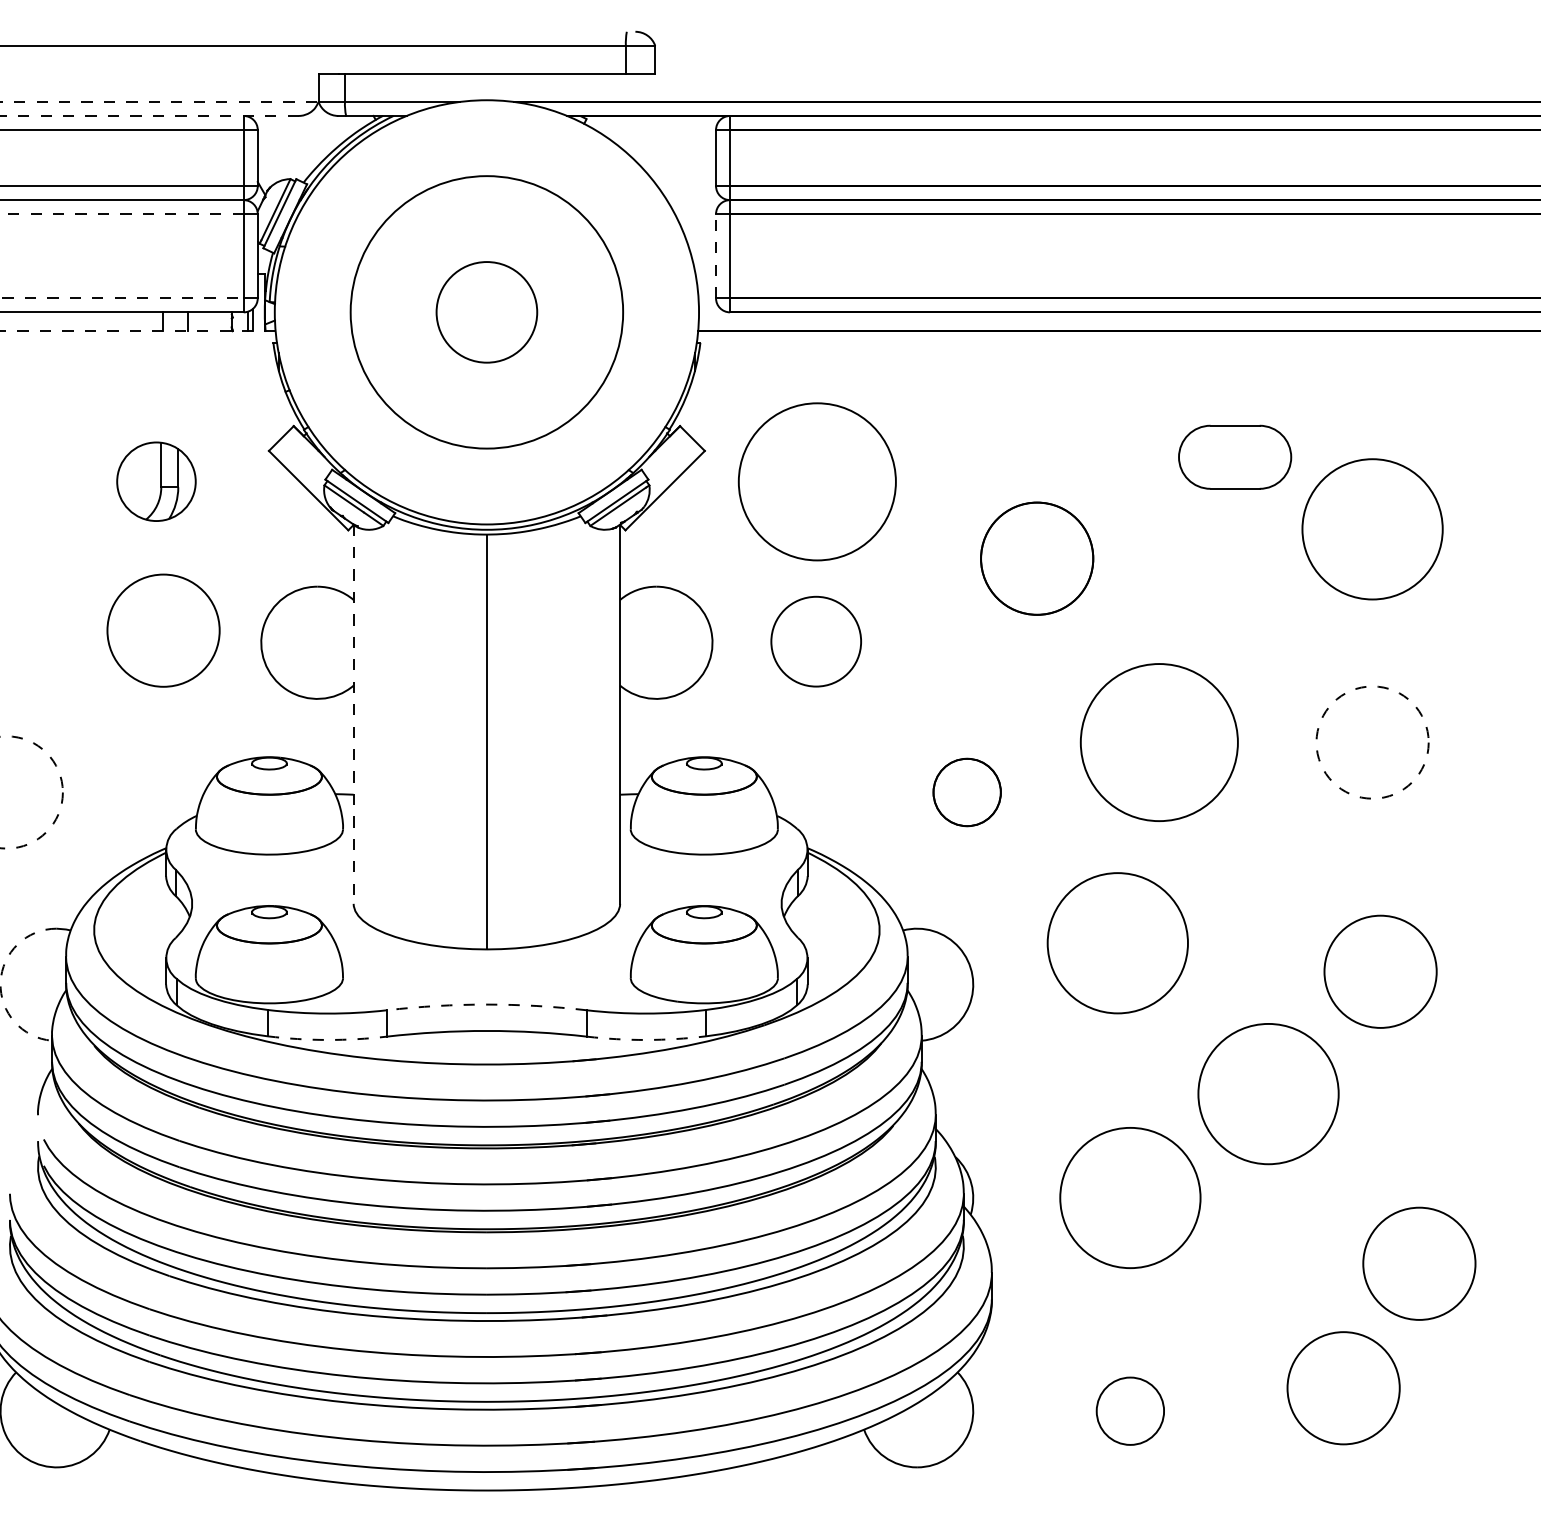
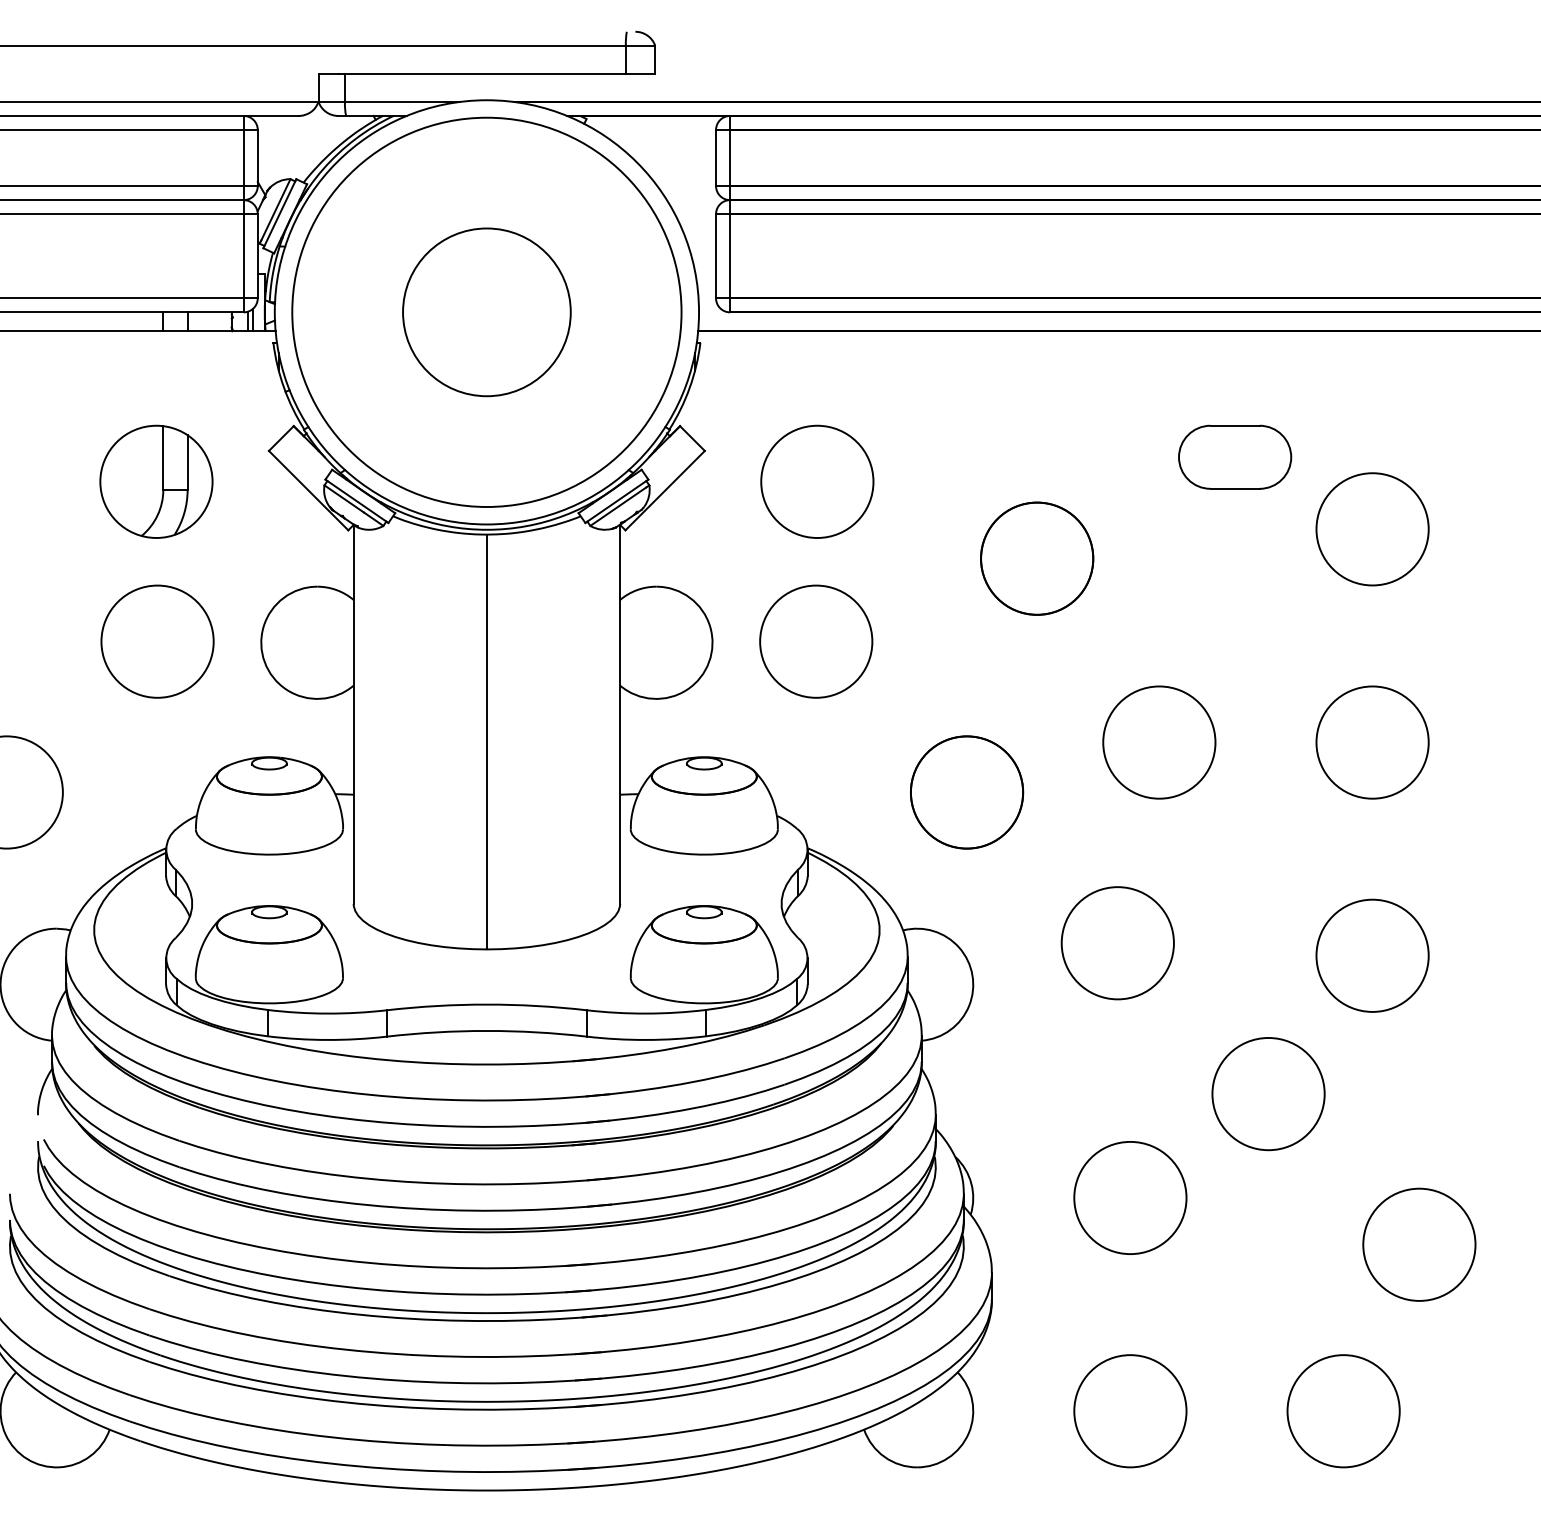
line: dashed -> solid (159, 101)
line: dashed -> solid (149, 115)
line: dashed -> solid (121, 214)
line: dashed -> solid (716, 255)
line: dashed -> solid (122, 298)
circle diameter: 101 px -> 168 px (486, 312)
circle diameter: 272 px -> 389 px (486, 311)
line: dashed -> solid (137, 331)
part size: 81x81 px -> 115x115 px (156, 481)
circle diameter: 157 px -> 112 px (817, 481)
circle diameter: 140 px -> 112 px (1372, 529)
circle position: (163, 630) -> (157, 641) (157, 641)
circle diameter: 90 px -> 112 px (816, 641)
line: dashed -> solid (353, 714)
circle diameter: 157 px -> 112 px (1159, 742)
circle: dashed -> solid (1372, 742)
circle: dashed -> solid (31, 792)
circle size: 70x71 px -> 115x115 px (967, 792)
circle diameter: 140 px -> 112 px (1117, 943)
circle position: (1380, 971) -> (1372, 955) (1372, 955)
arc: dashed -> solid (0, 982)
arc: dashed -> solid (486, 1004)
arc: dashed -> solid (327, 1039)
arc: dashed -> solid (646, 1039)
circle diameter: 140 px -> 112 px (1268, 1093)
circle diameter: 140 px -> 112 px (1130, 1197)
circle position: (1419, 1263) -> (1419, 1244) (1419, 1244)
circle position: (1343, 1388) -> (1343, 1411) (1343, 1411)
circle diameter: 67 px -> 112 px (1130, 1411)
